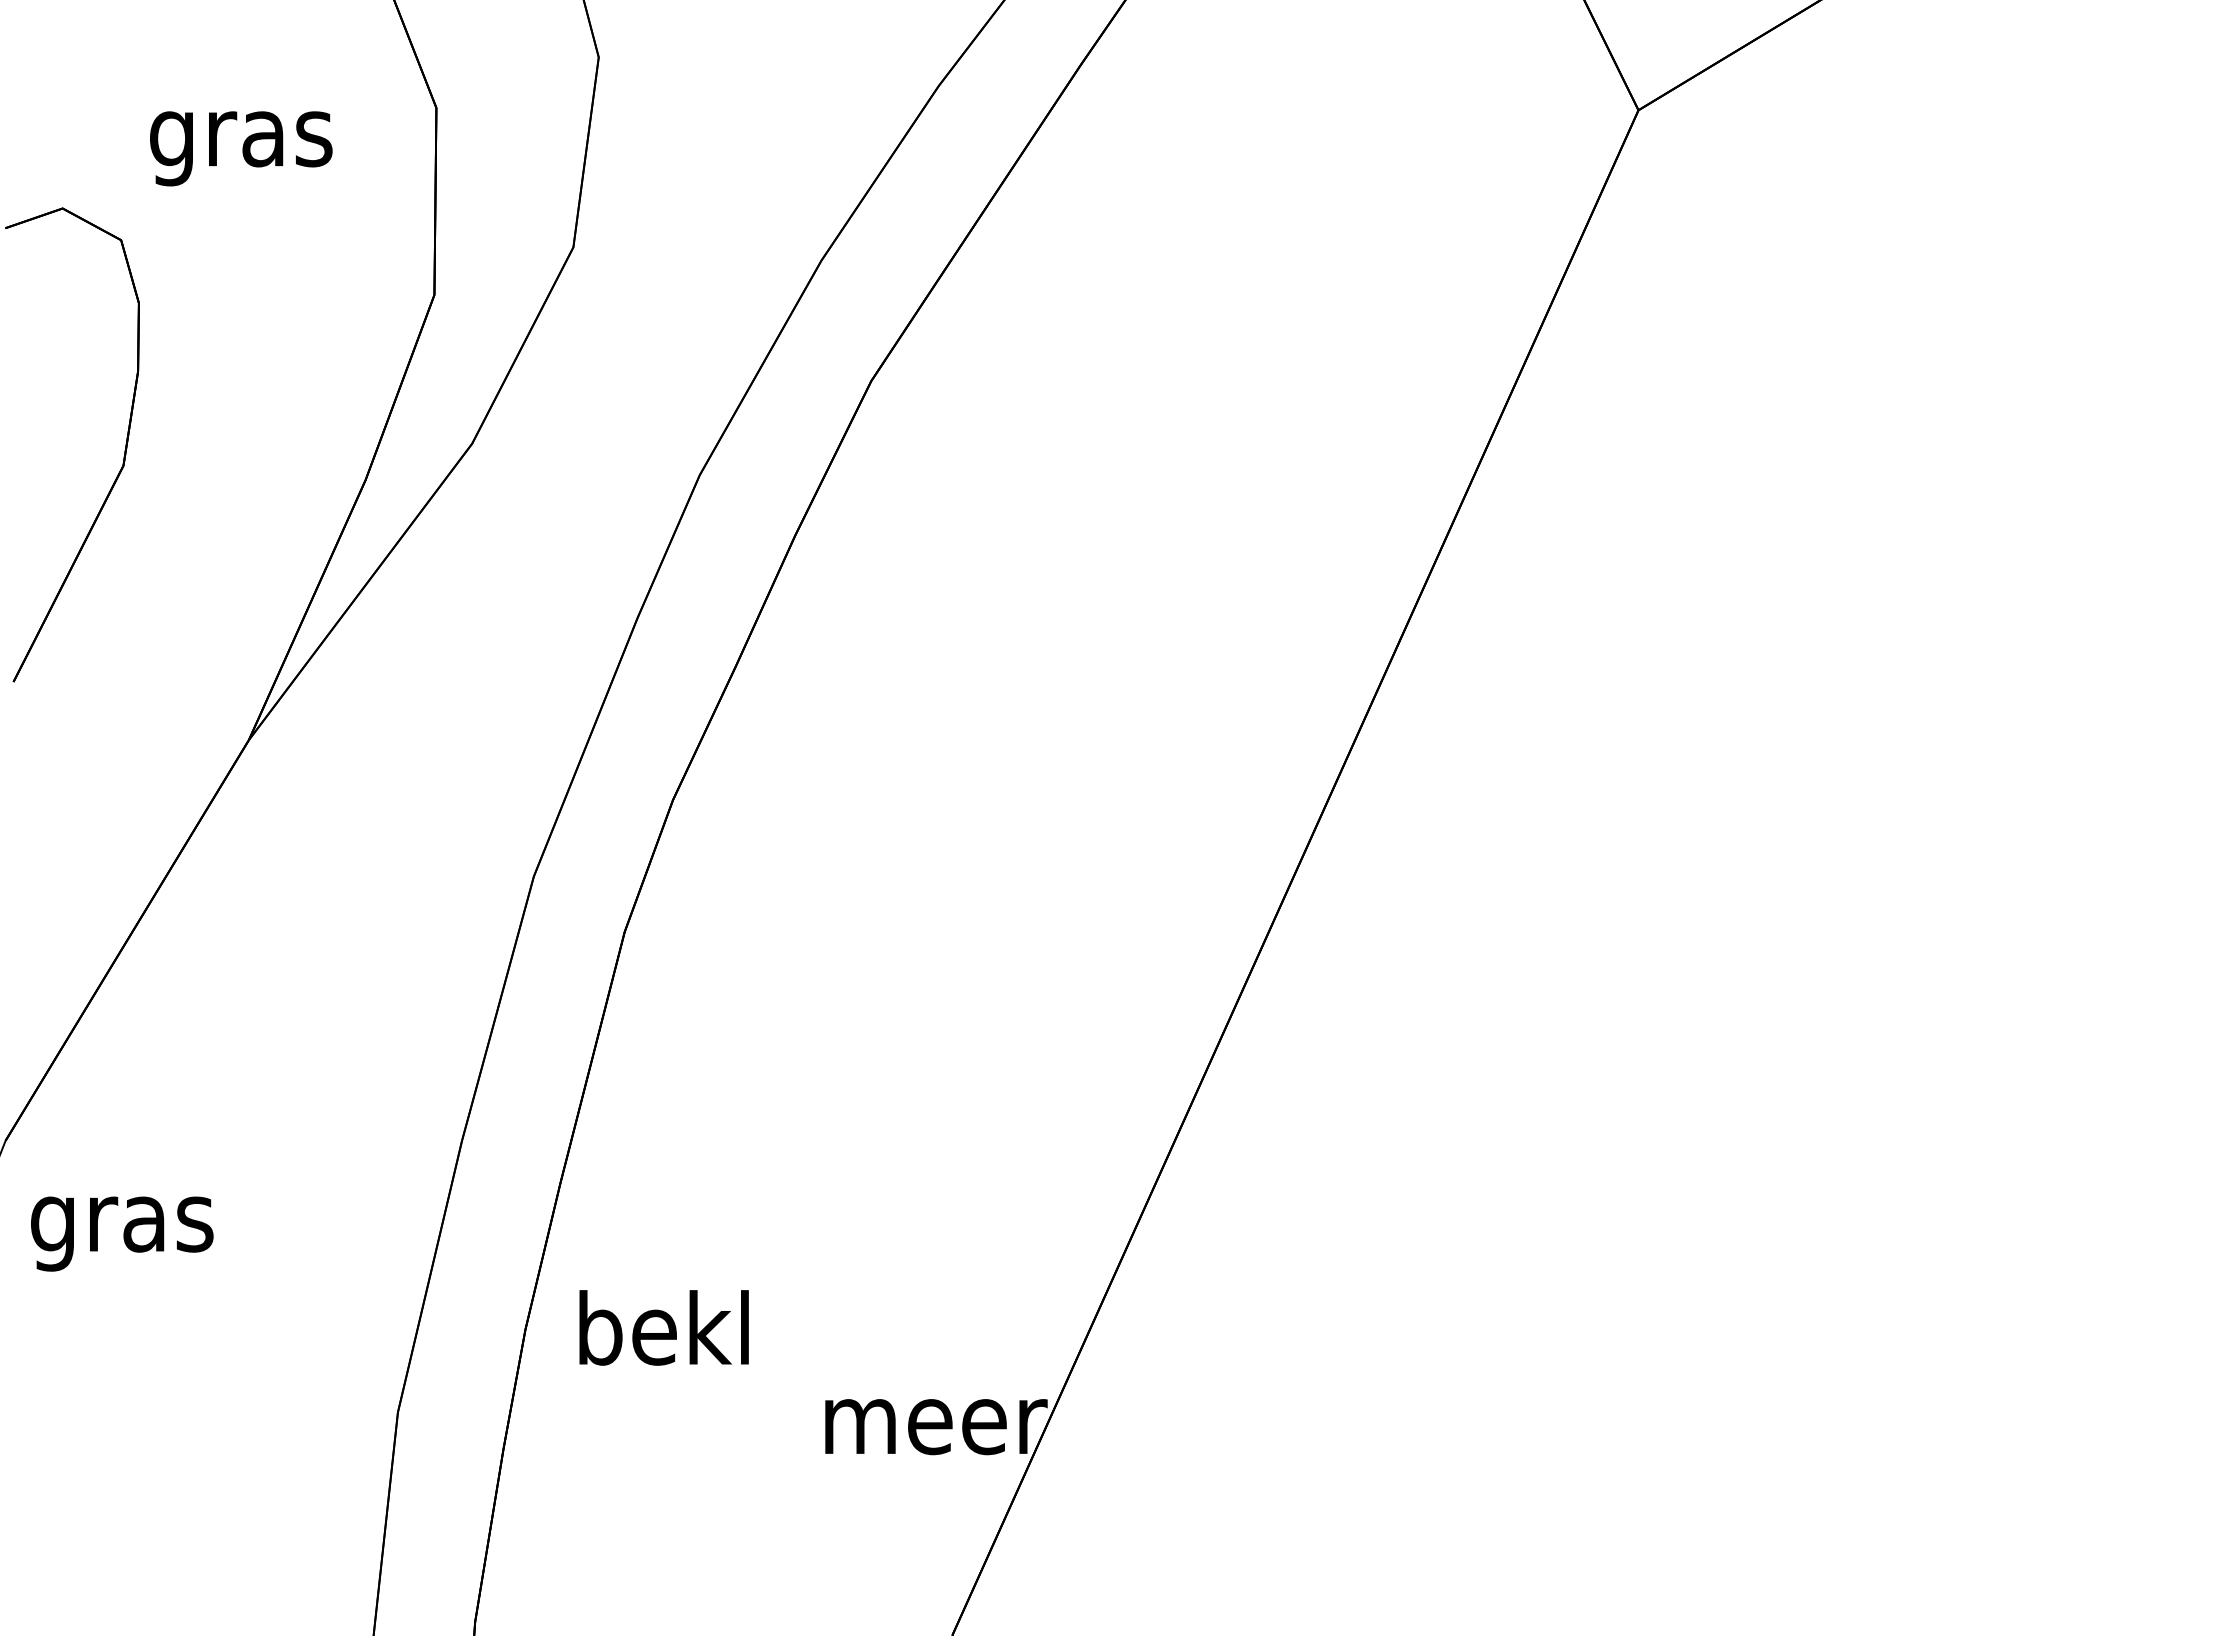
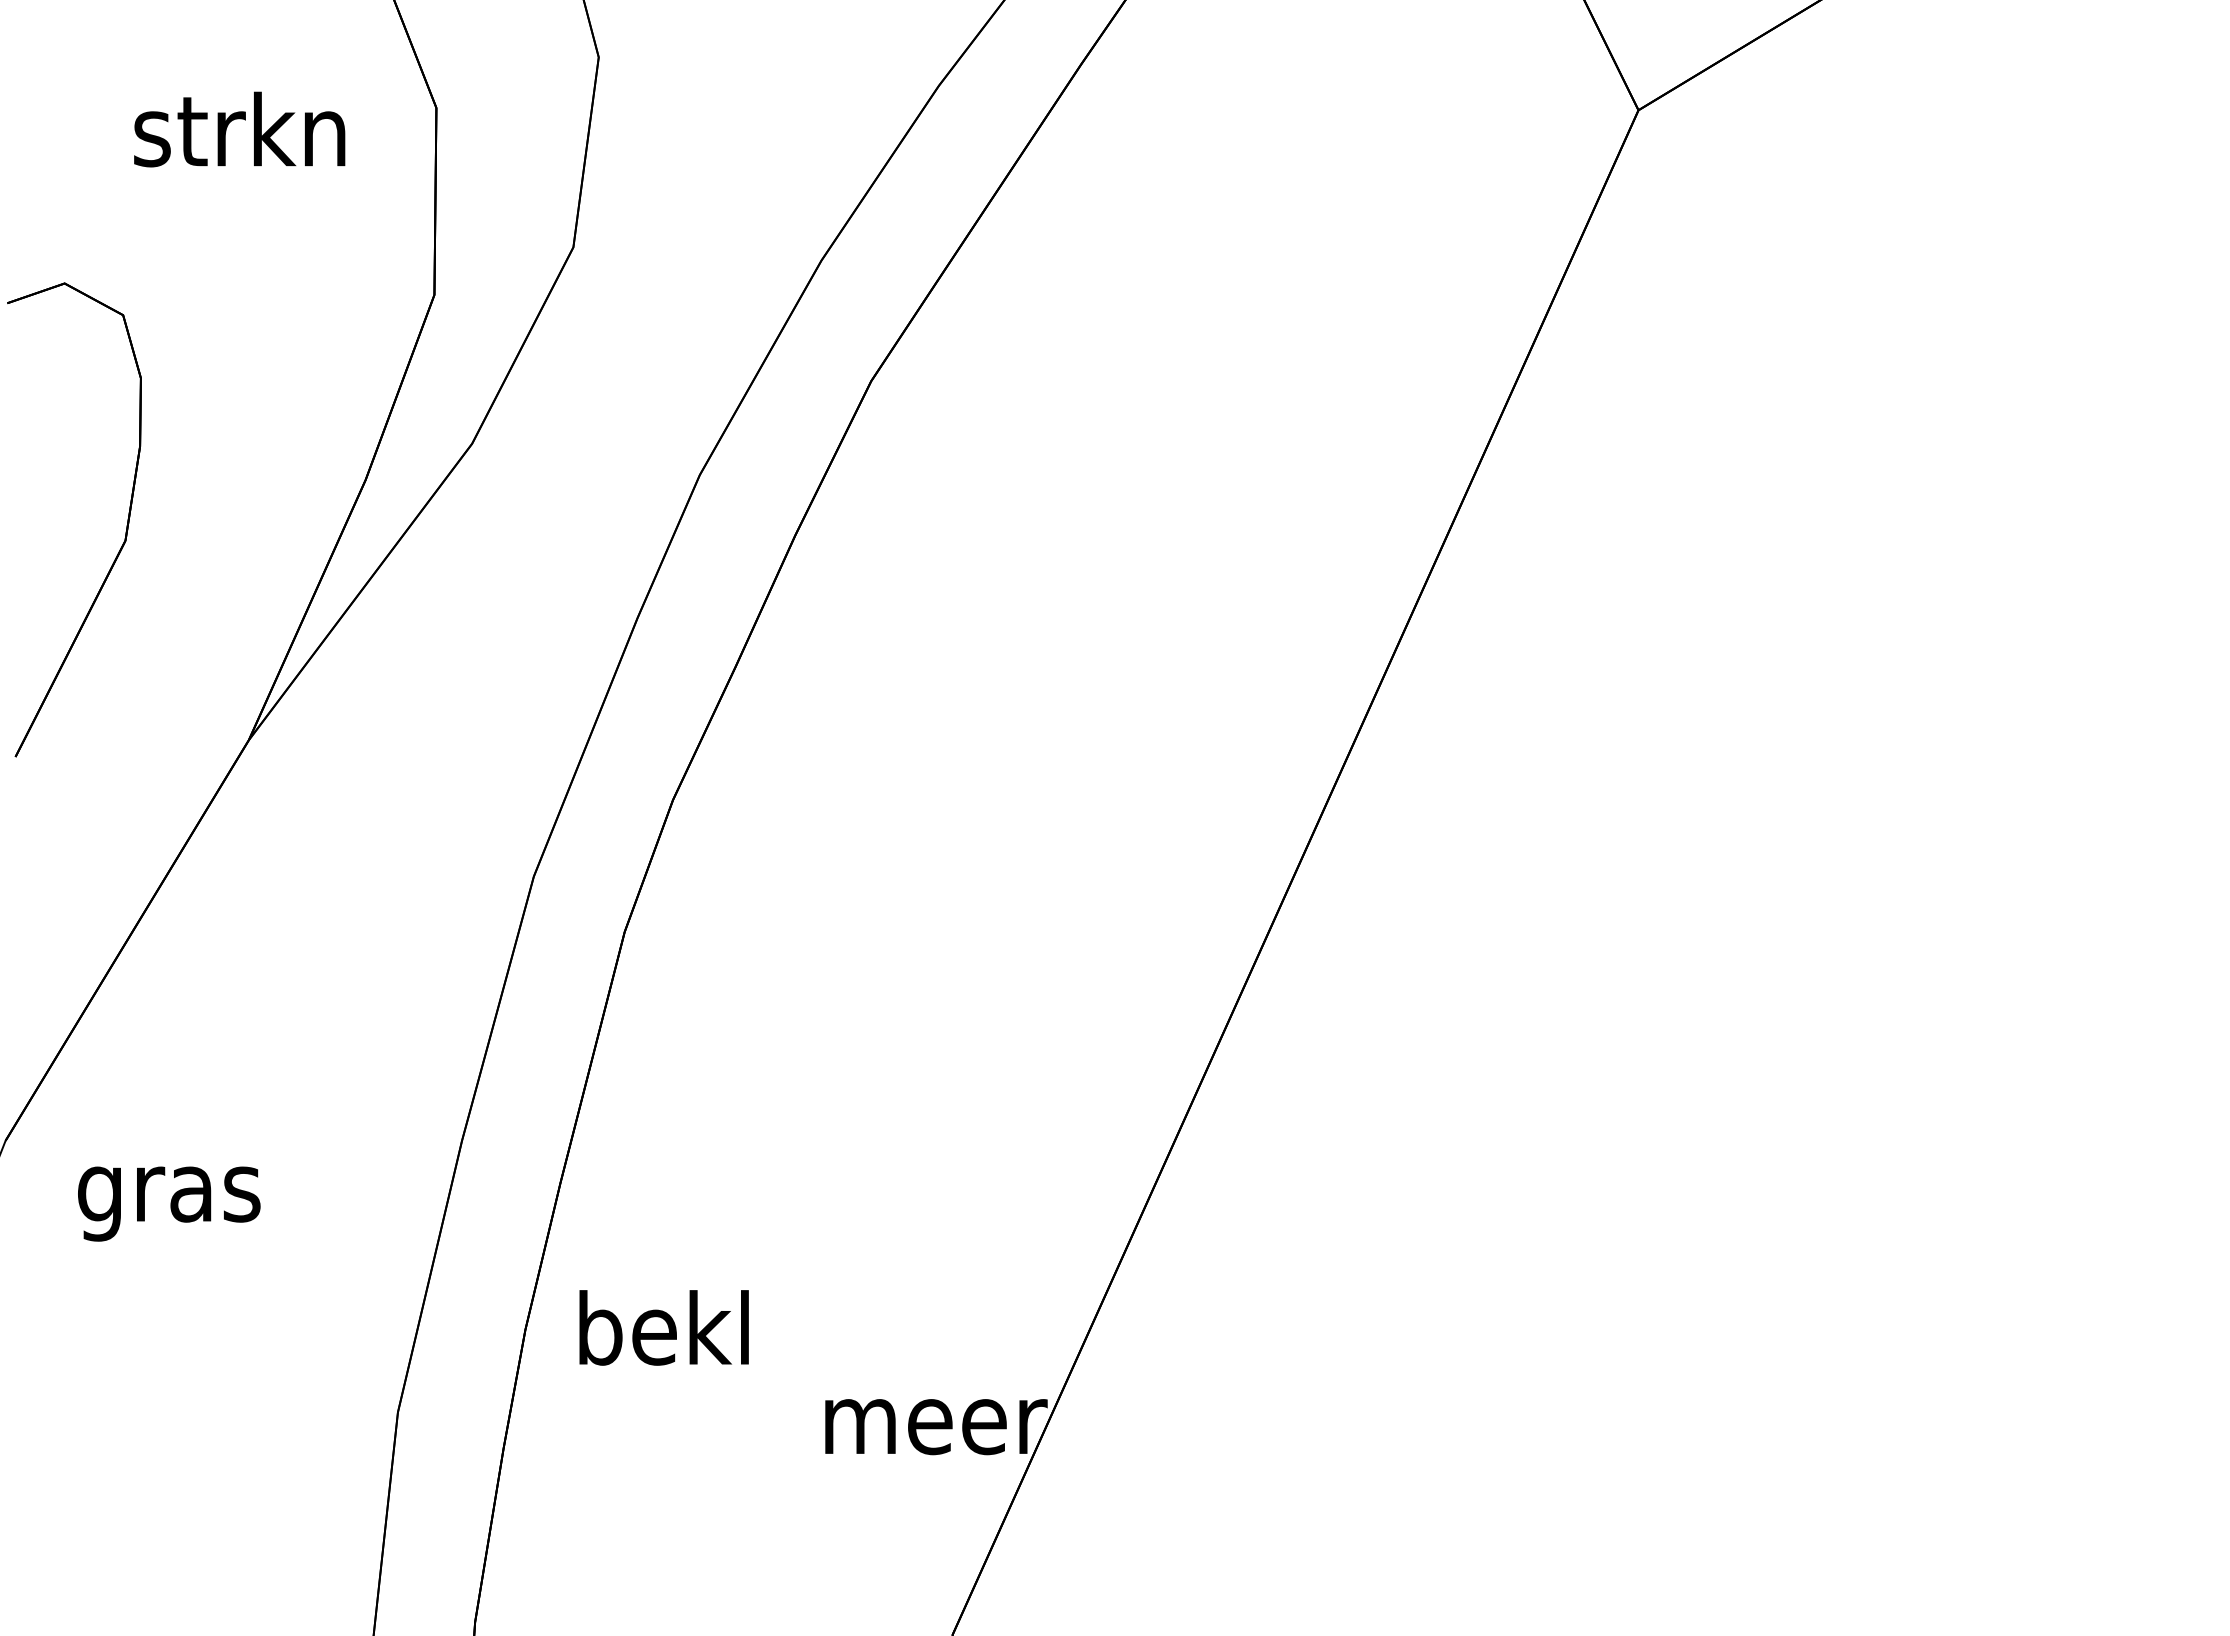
text: gras -> strkn (239, 138)
part position: (124, 450) -> (126, 525) (126, 525)
text position: (122, 1233) -> (169, 1203) (169, 1203)
